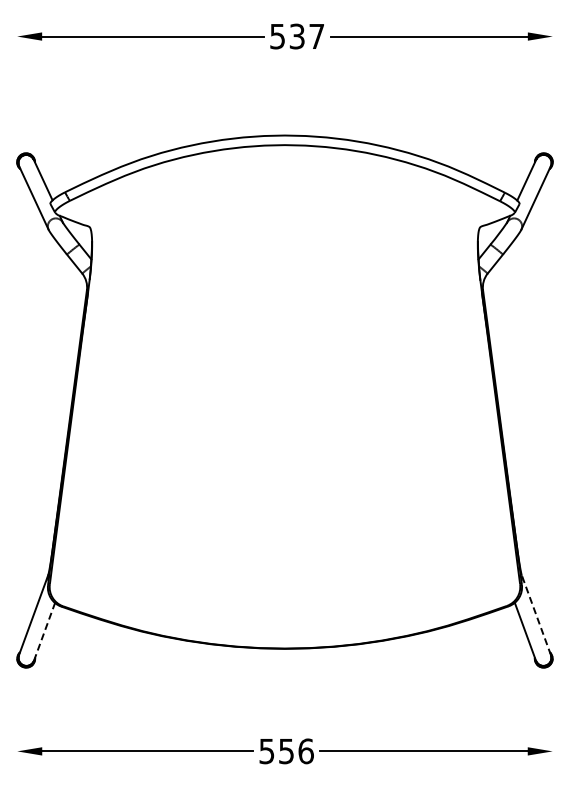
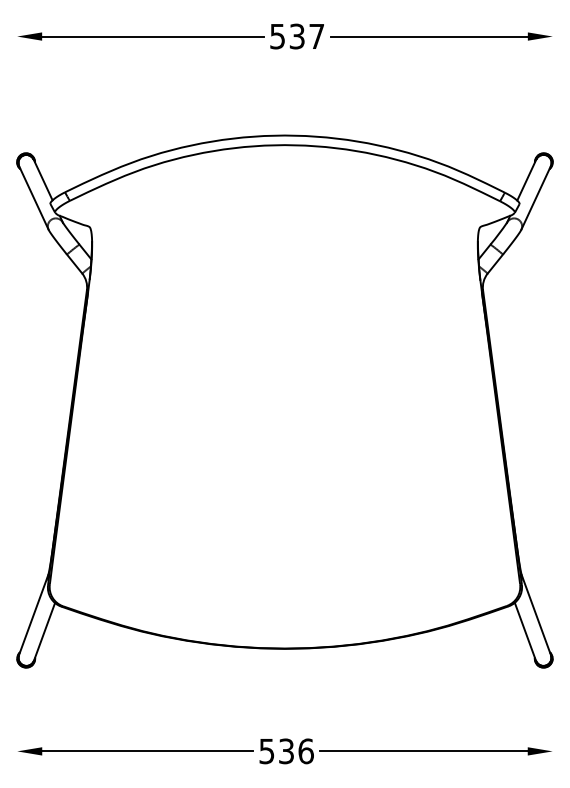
line: dashed -> solid (536, 615)
line: dashed -> solid (44, 631)
text: 556 -> 536 (286, 750)
